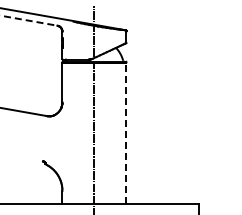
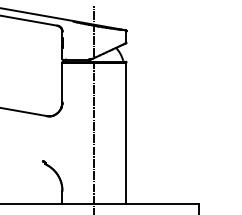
line: dashed -> solid (29, 20)
line: dashed -> solid (126, 133)
